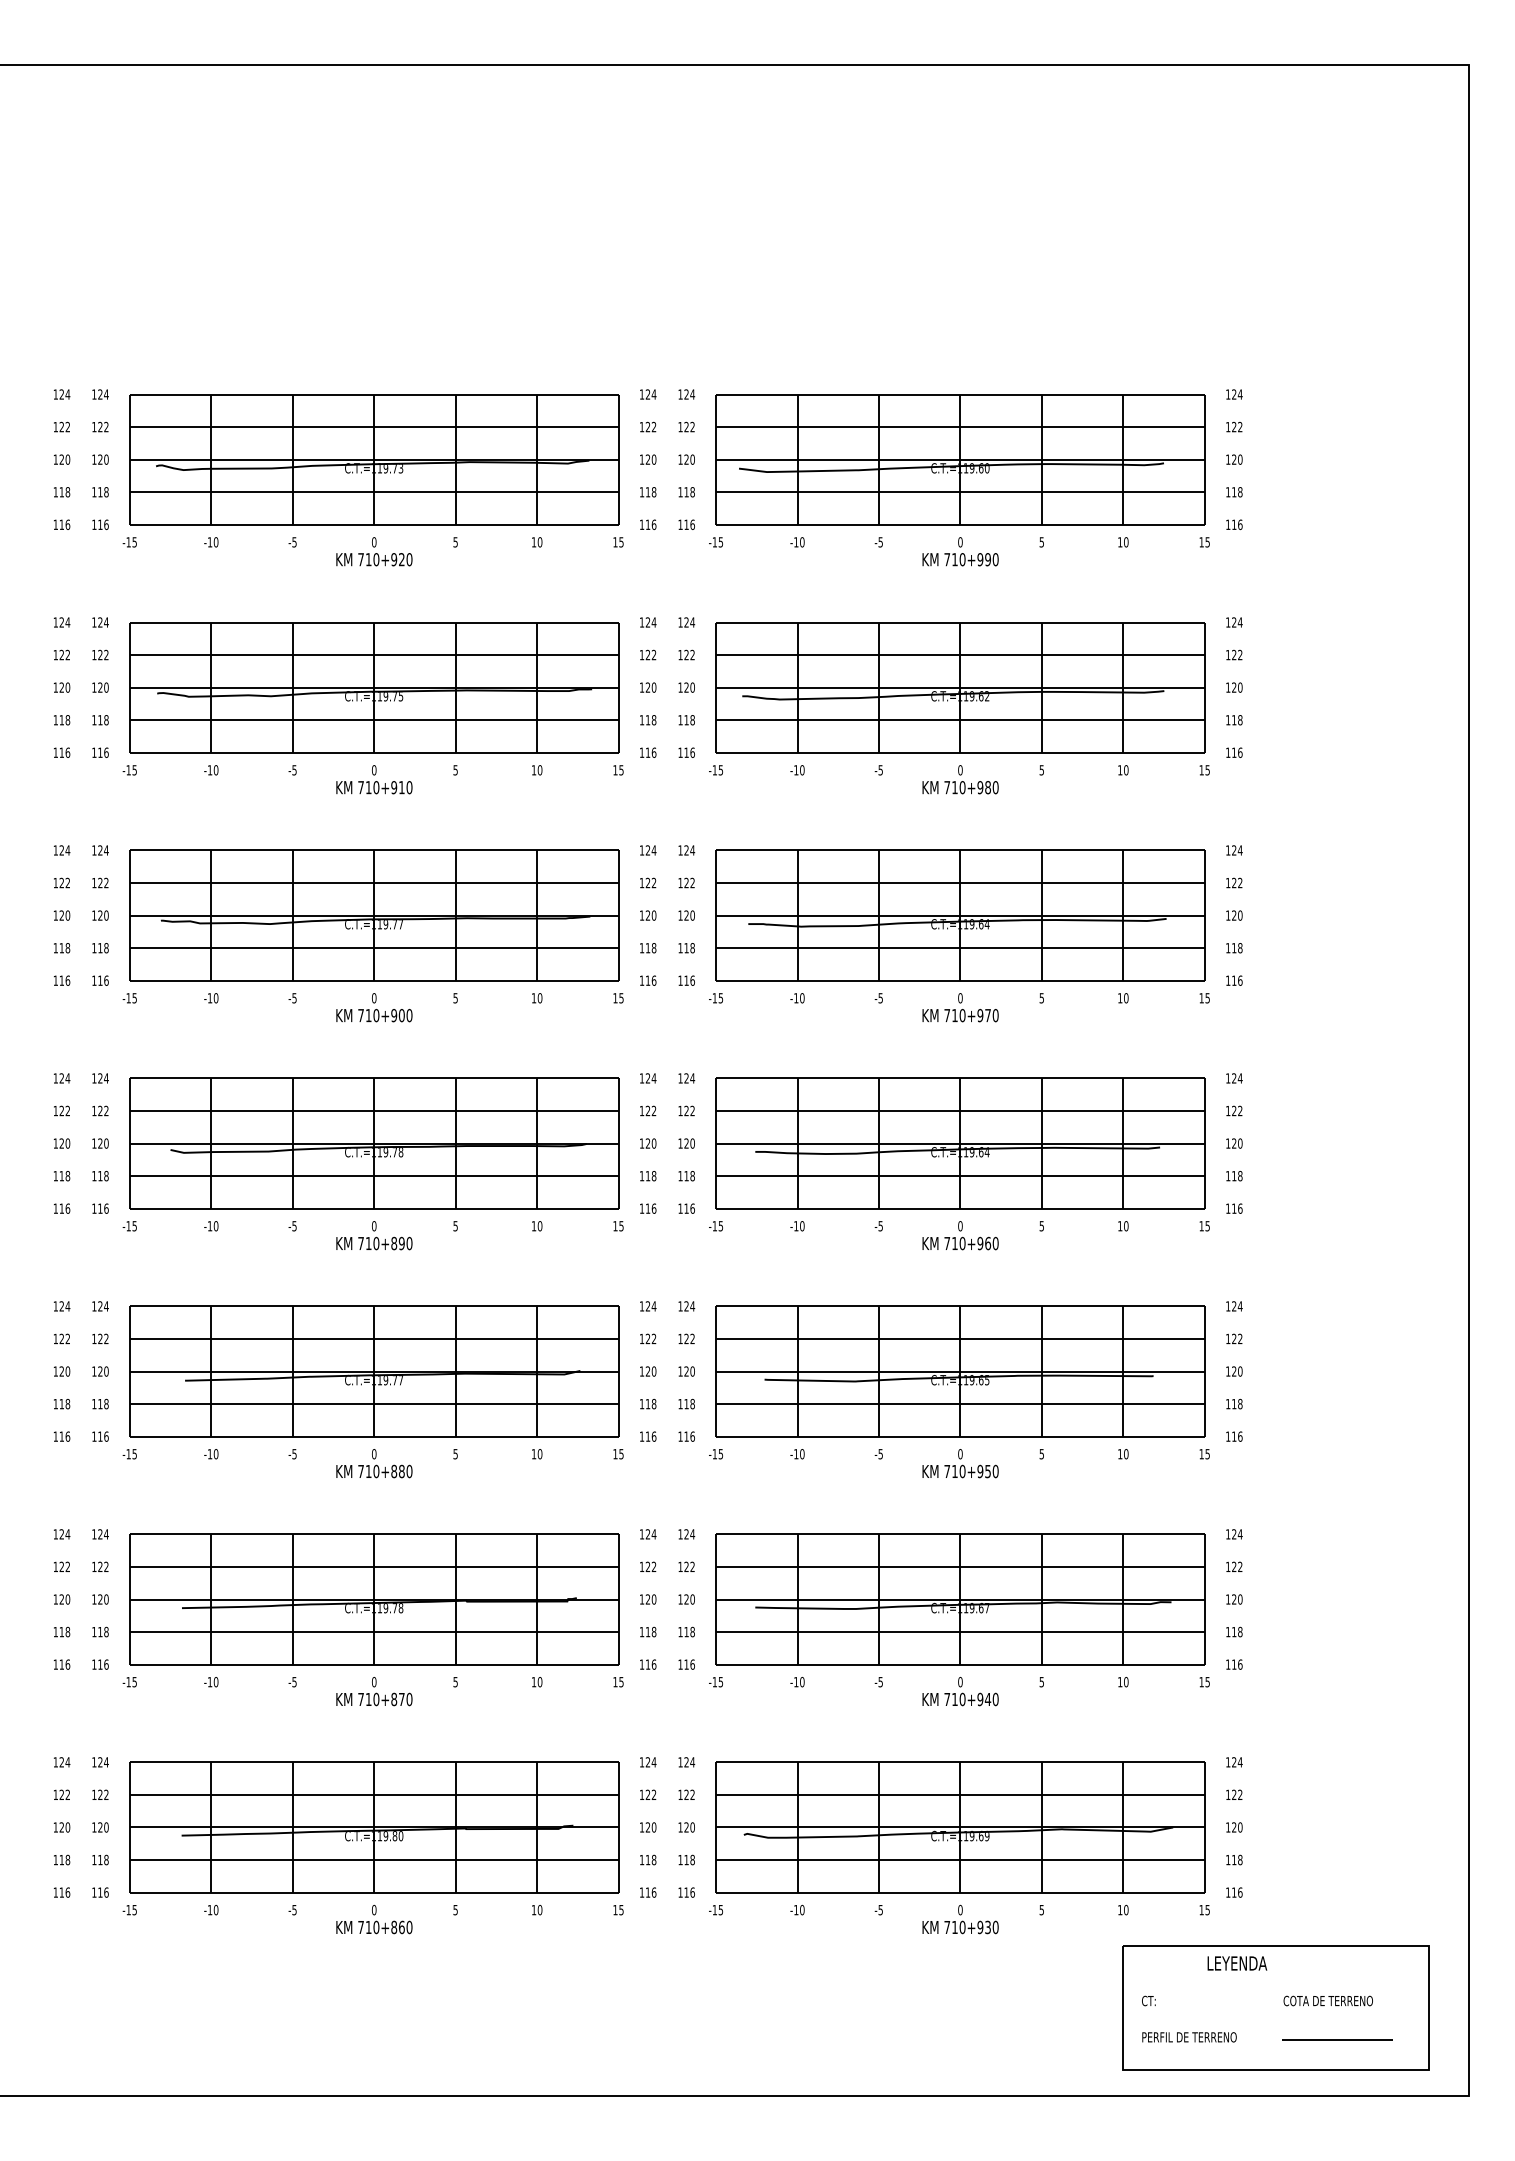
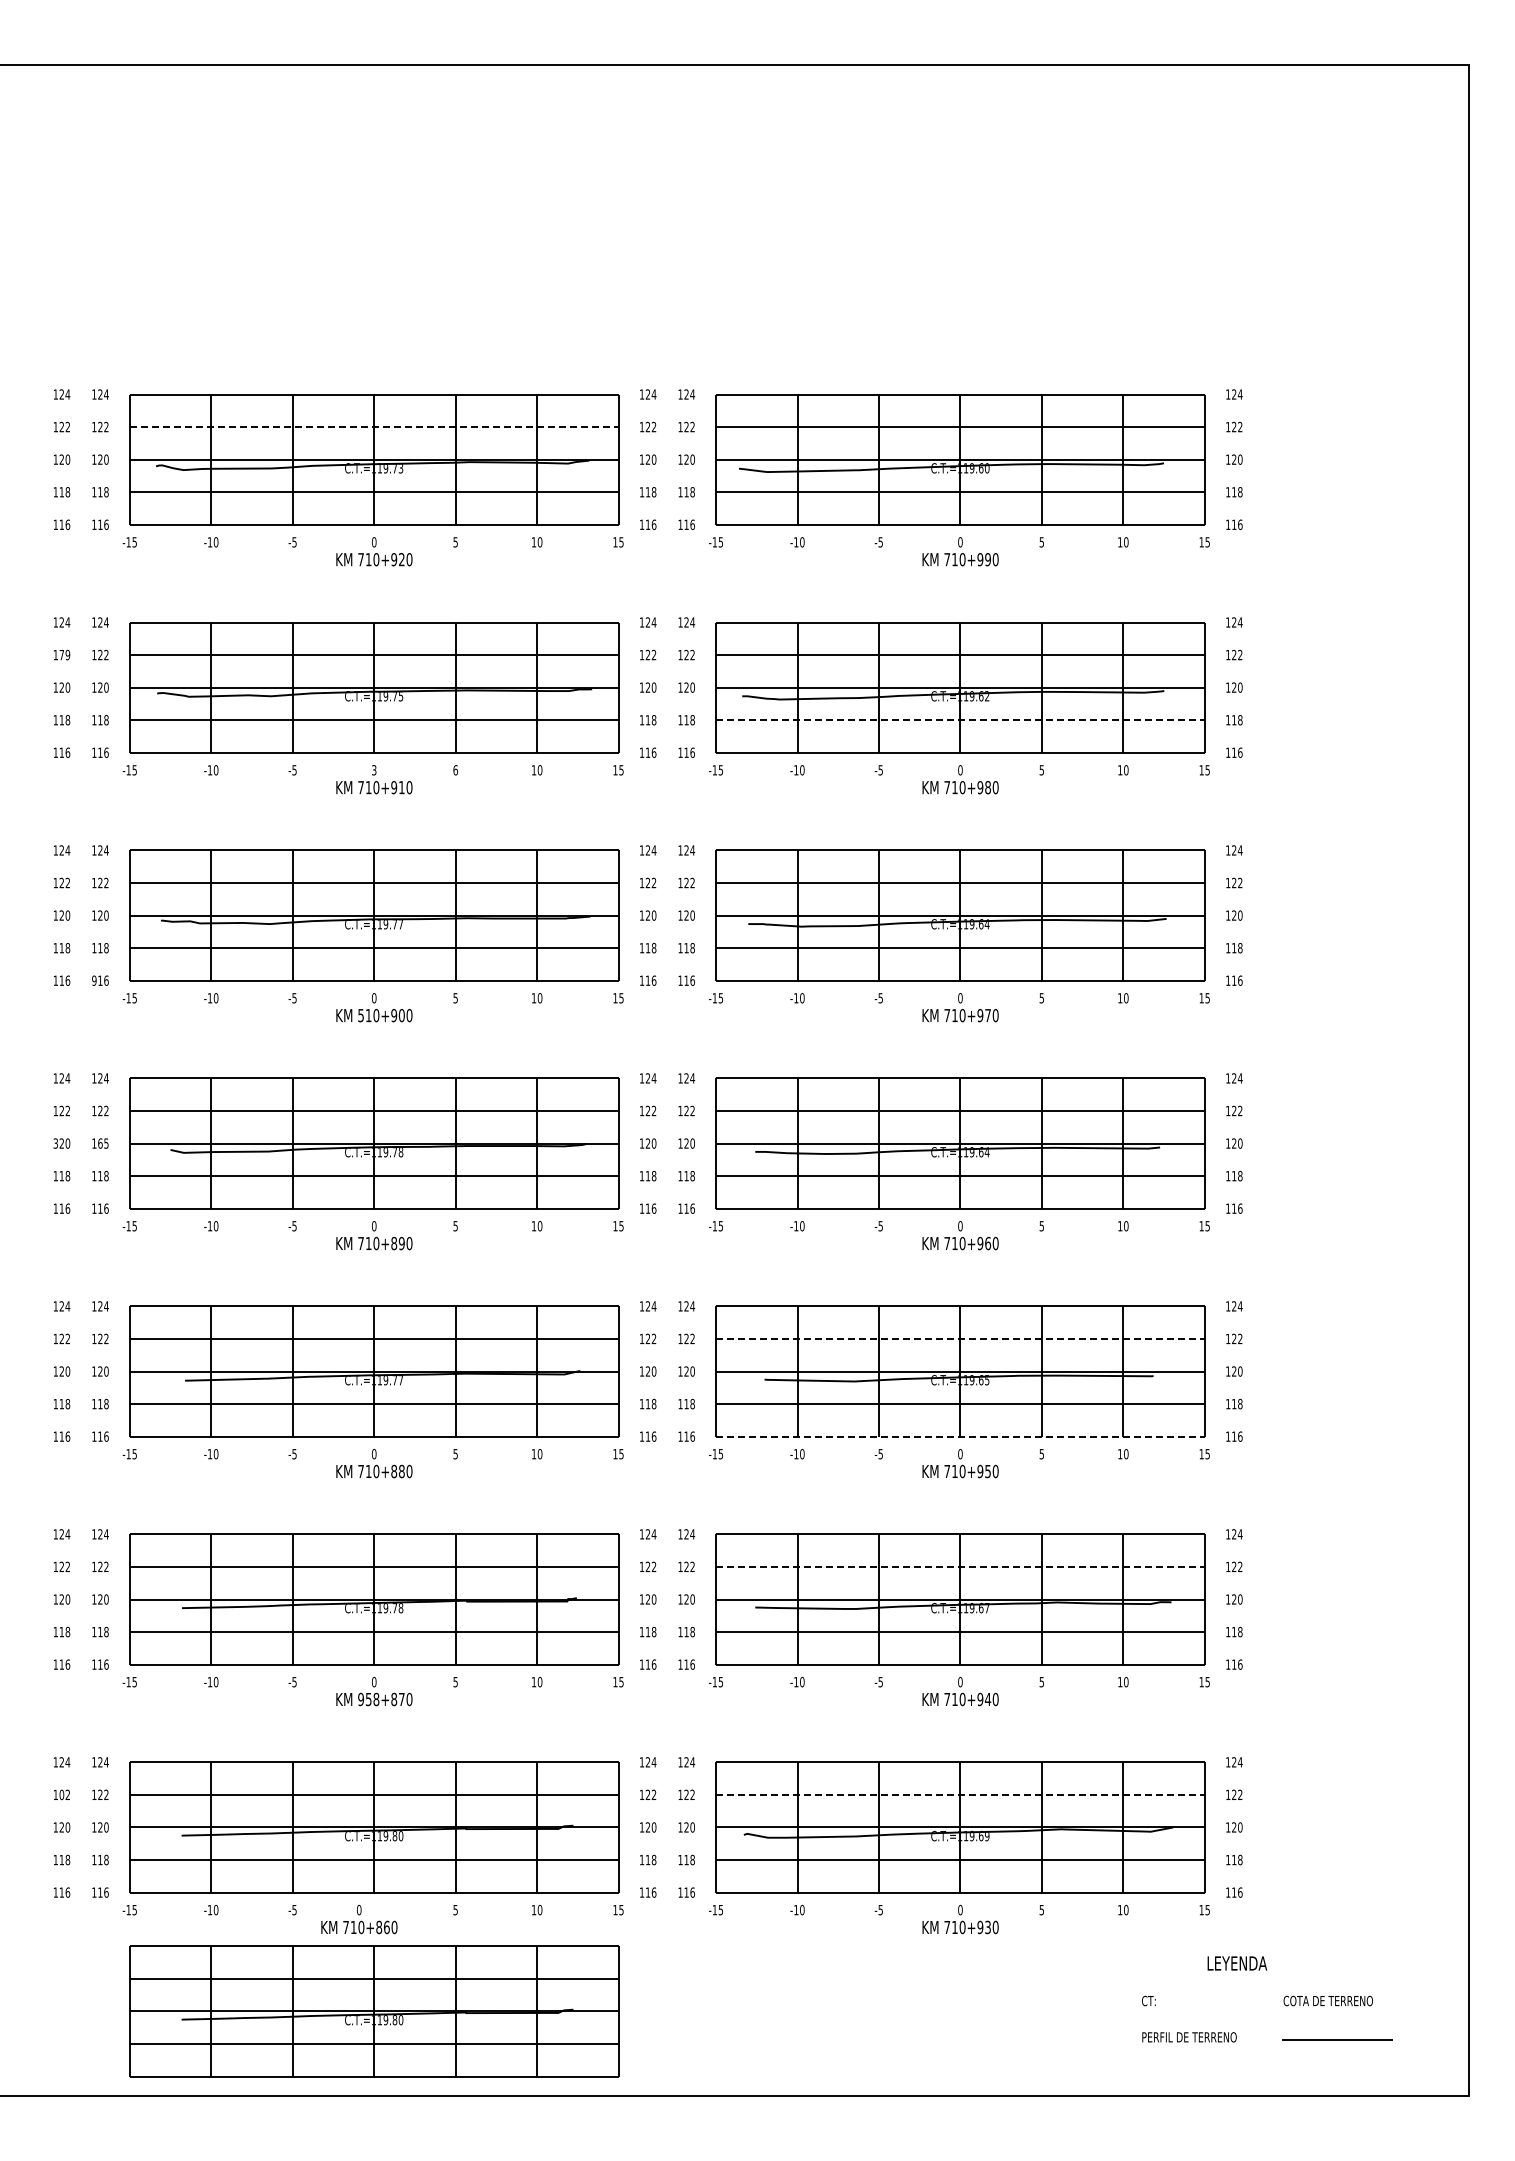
line: solid -> dashed (374, 427)
text: 122 -> 179 (64, 654)
line: solid -> dashed (960, 720)
text: 0 -> 3 (373, 770)
text: 5 -> 6 (455, 770)
text: 116 -> 916 (94, 980)
text: 710+900 -> 510+900 (360, 1015)
text: 120 -> 320 (55, 1143)
text: 120 -> 165 (103, 1143)
line: solid -> dashed (960, 1338)
line: solid -> dashed (960, 1436)
line: solid -> dashed (960, 1566)
text: 710+870 -> 958+870 (368, 1699)
text: 122 -> 102 (61, 1794)
line: solid -> dashed (960, 1794)
text position: (374, 1919) -> (359, 1919) (359, 1919)
part: present -> none (1275, 2007)
part: none -> present (374, 2011)
